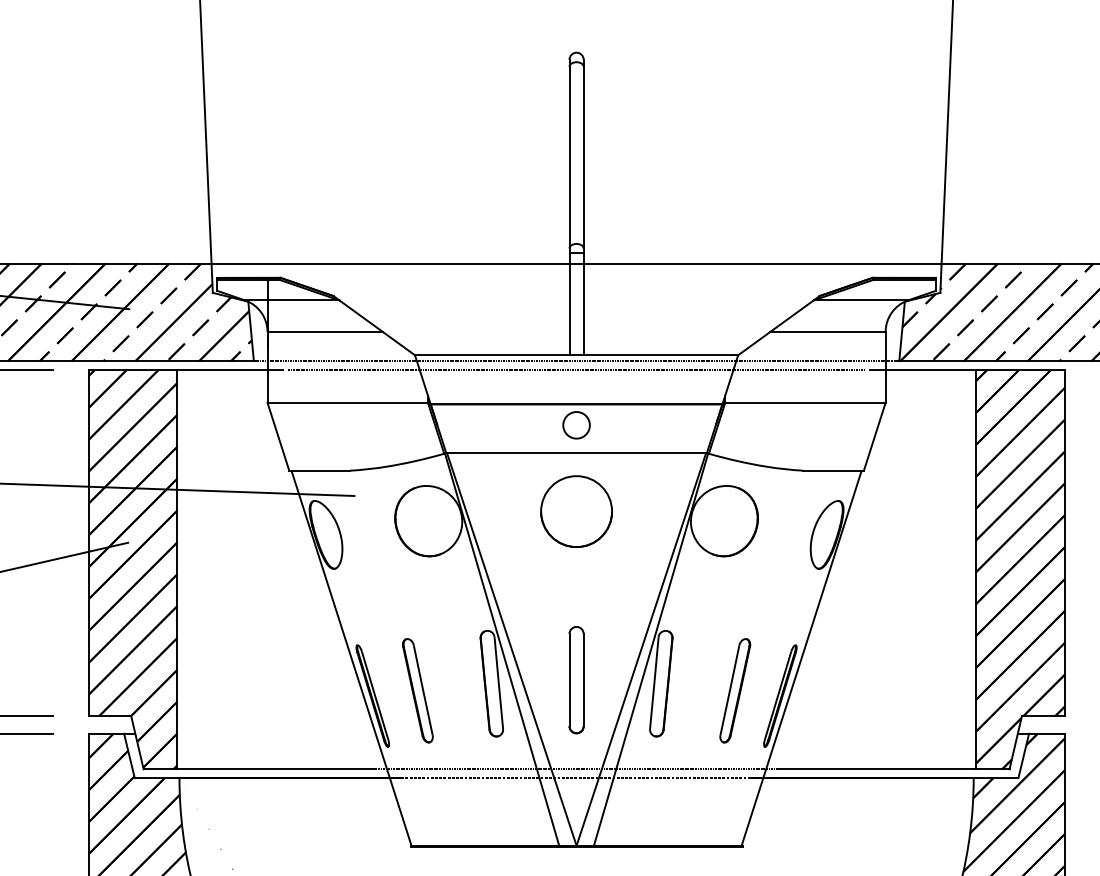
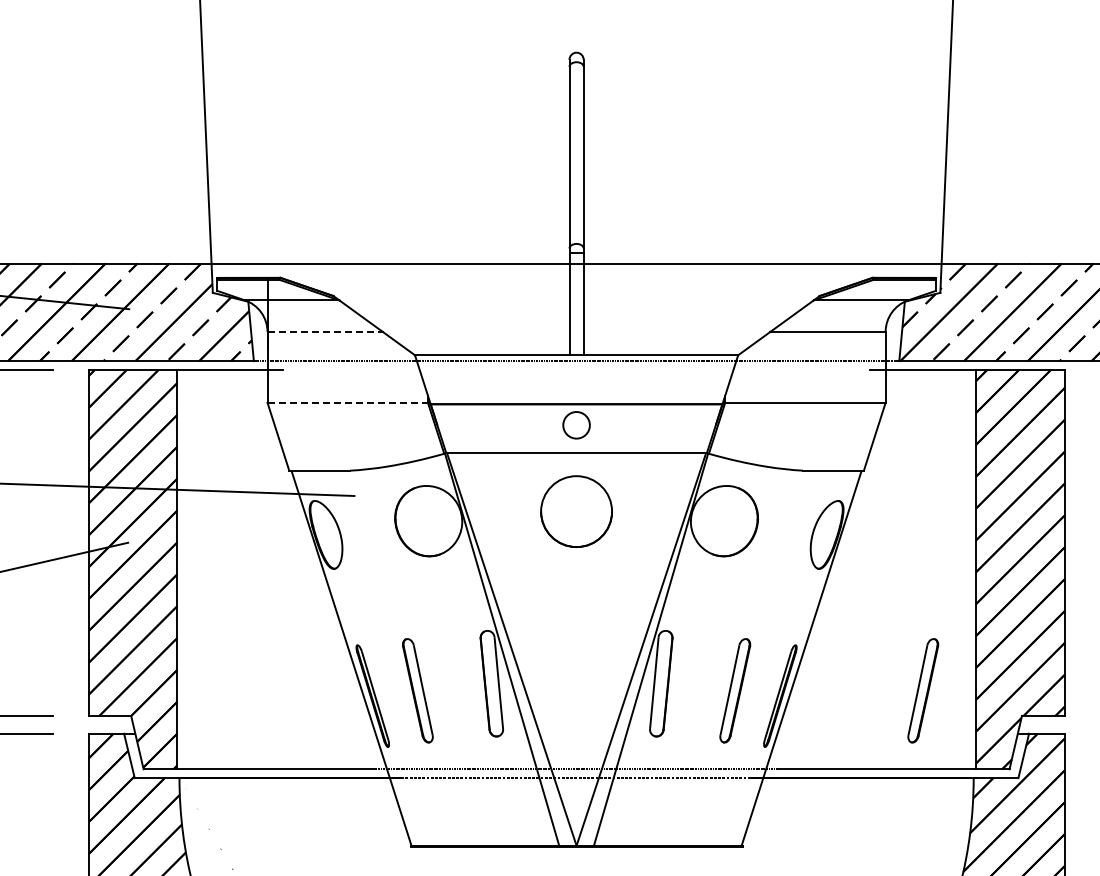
line: solid -> dashed (325, 331)
line: present -> none (576, 370)
line: solid -> dashed (348, 402)
part: present -> none (576, 680)
part: none -> present (923, 690)
